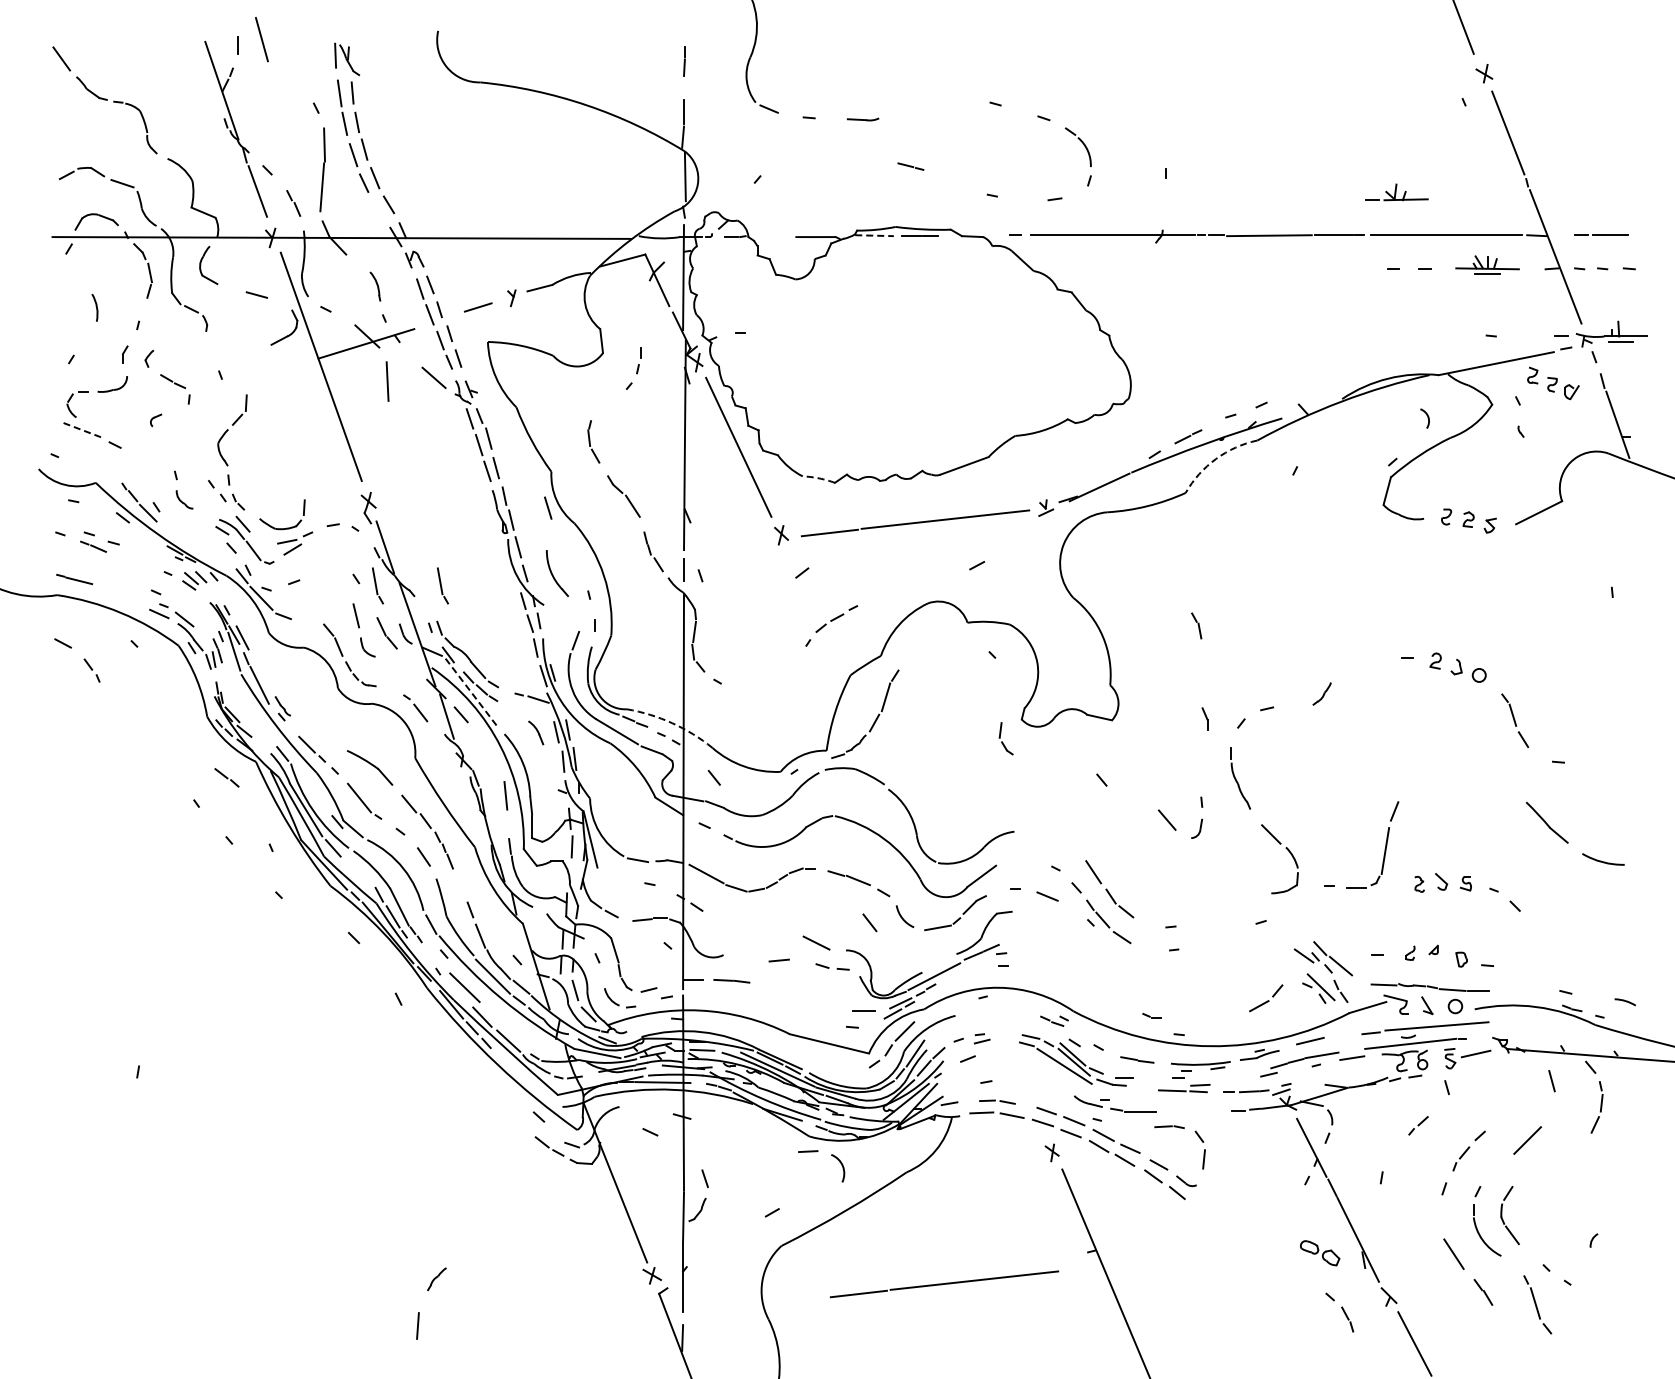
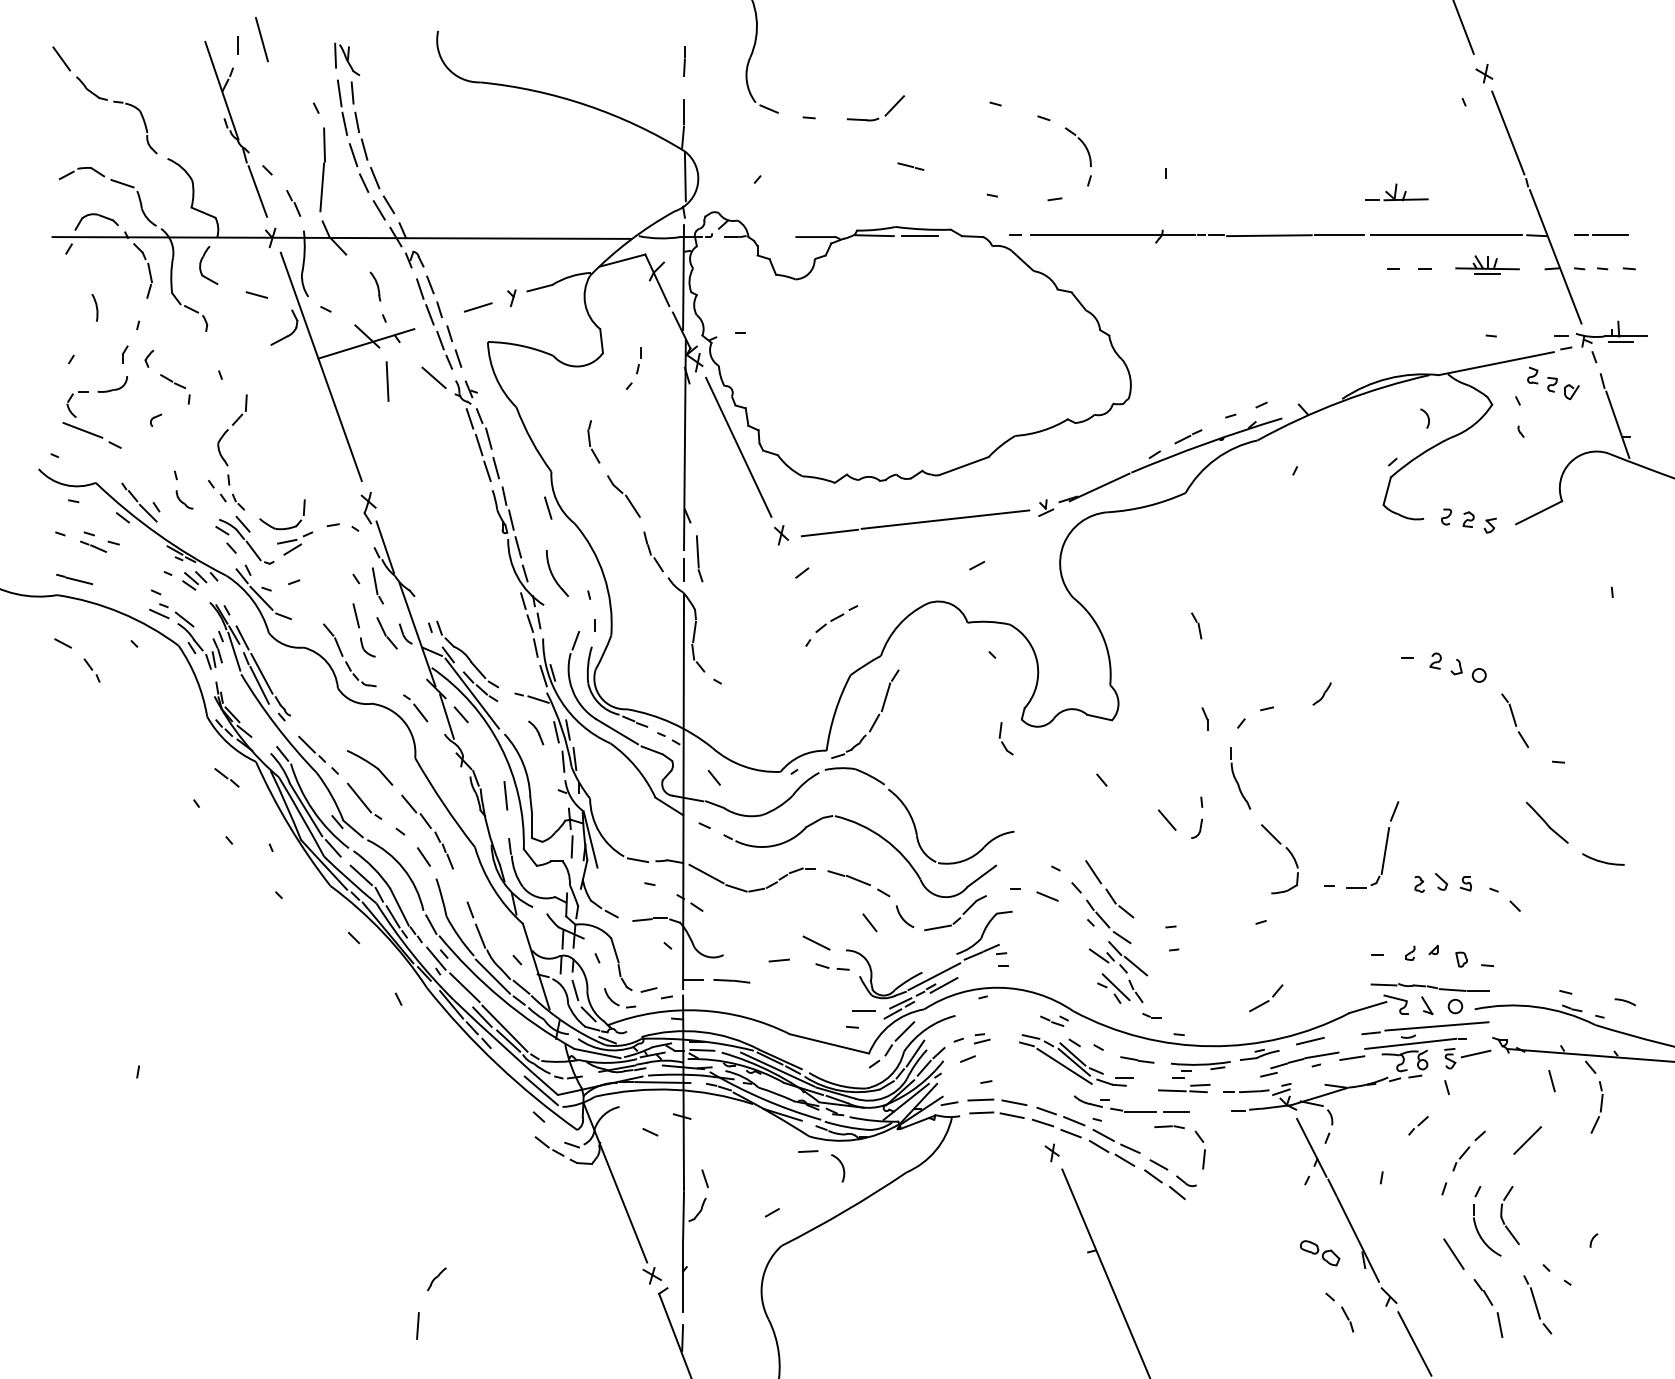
line: none -> present (894, 105)
line: none -> present (378, 210)
line: dashed -> solid (875, 235)
line: dashed -> solid (82, 430)
arc: dashed -> solid (1215, 459)
arc: dashed -> solid (819, 478)
line: none -> present (697, 551)
part: present -> none (442, 585)
line: none -> present (261, 673)
line: dashed -> solid (472, 694)
arc: dashed -> solid (672, 723)
line: none -> present (360, 875)
line: none -> present (436, 958)
part position: (1323, 972) -> (1118, 972) (1118, 972)
line: none -> present (943, 985)
line: none -> present (504, 1028)
line: none -> present (540, 1090)
part size: 37x6 px -> 61x8 px (997, 1101)
line: none -> present (1176, 1111)
line: present -> none (944, 1284)
line: none -> present (1499, 1325)
